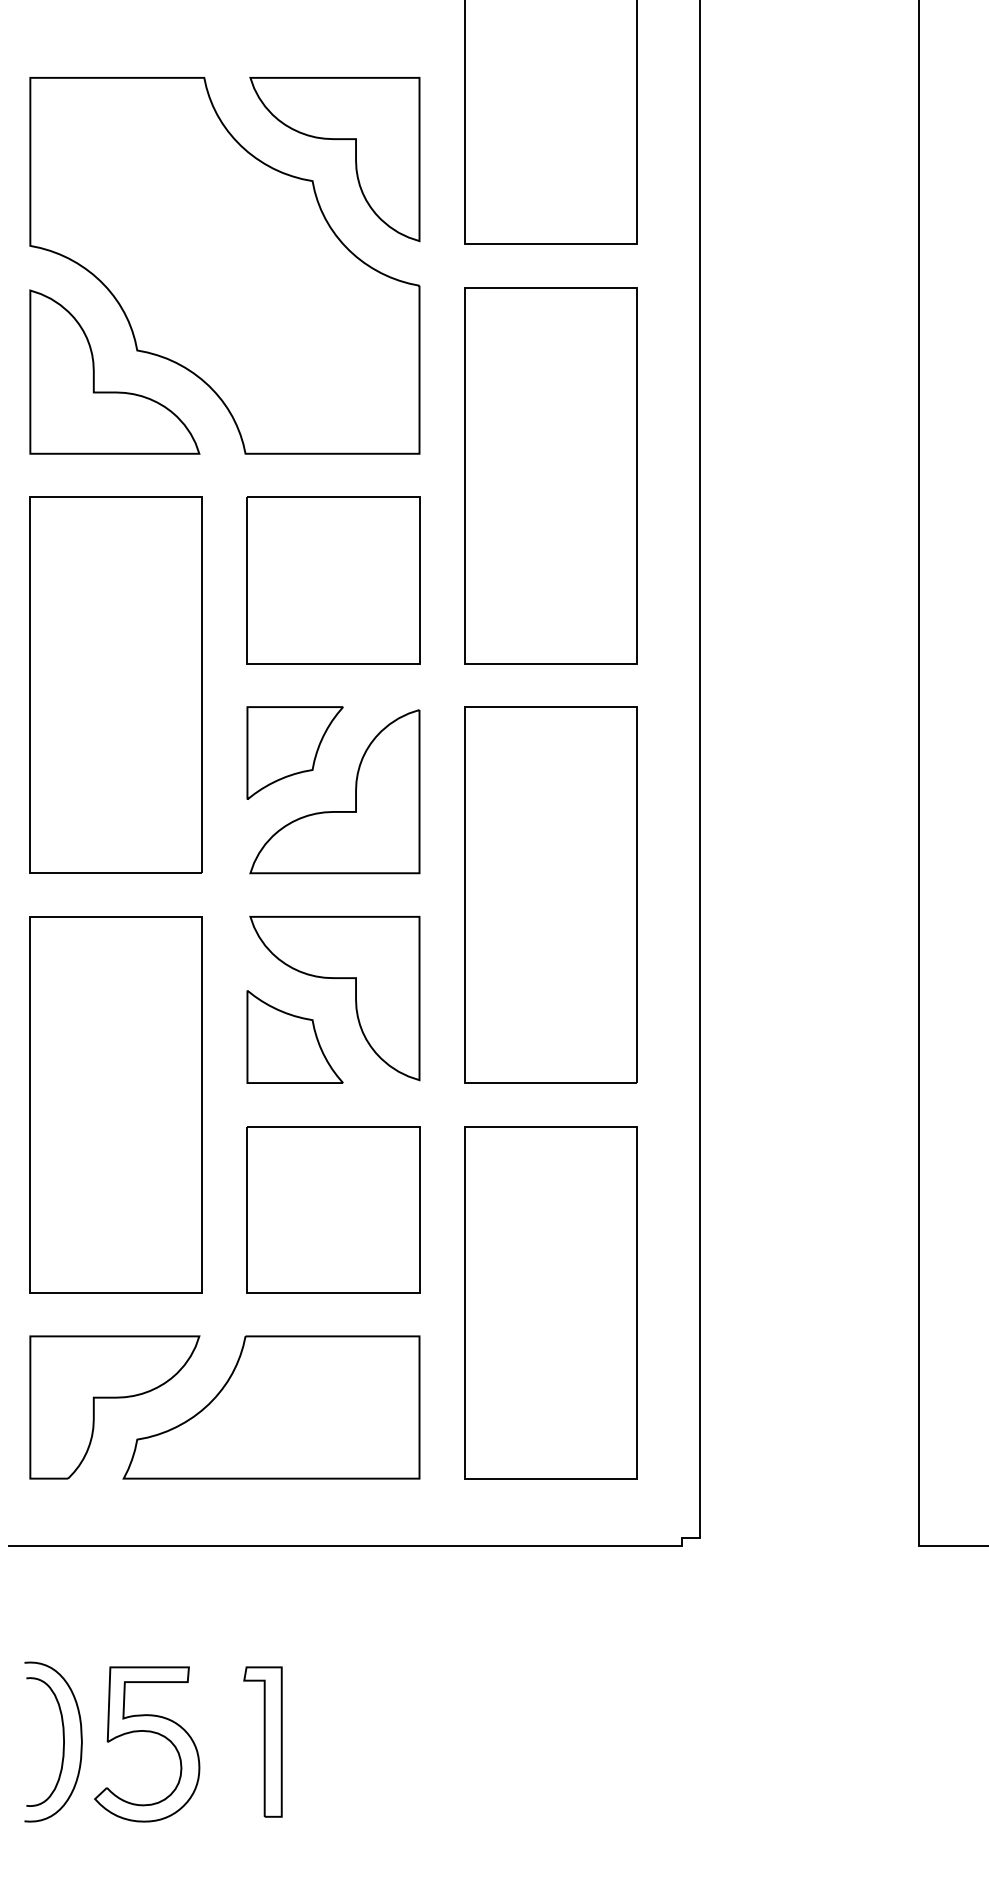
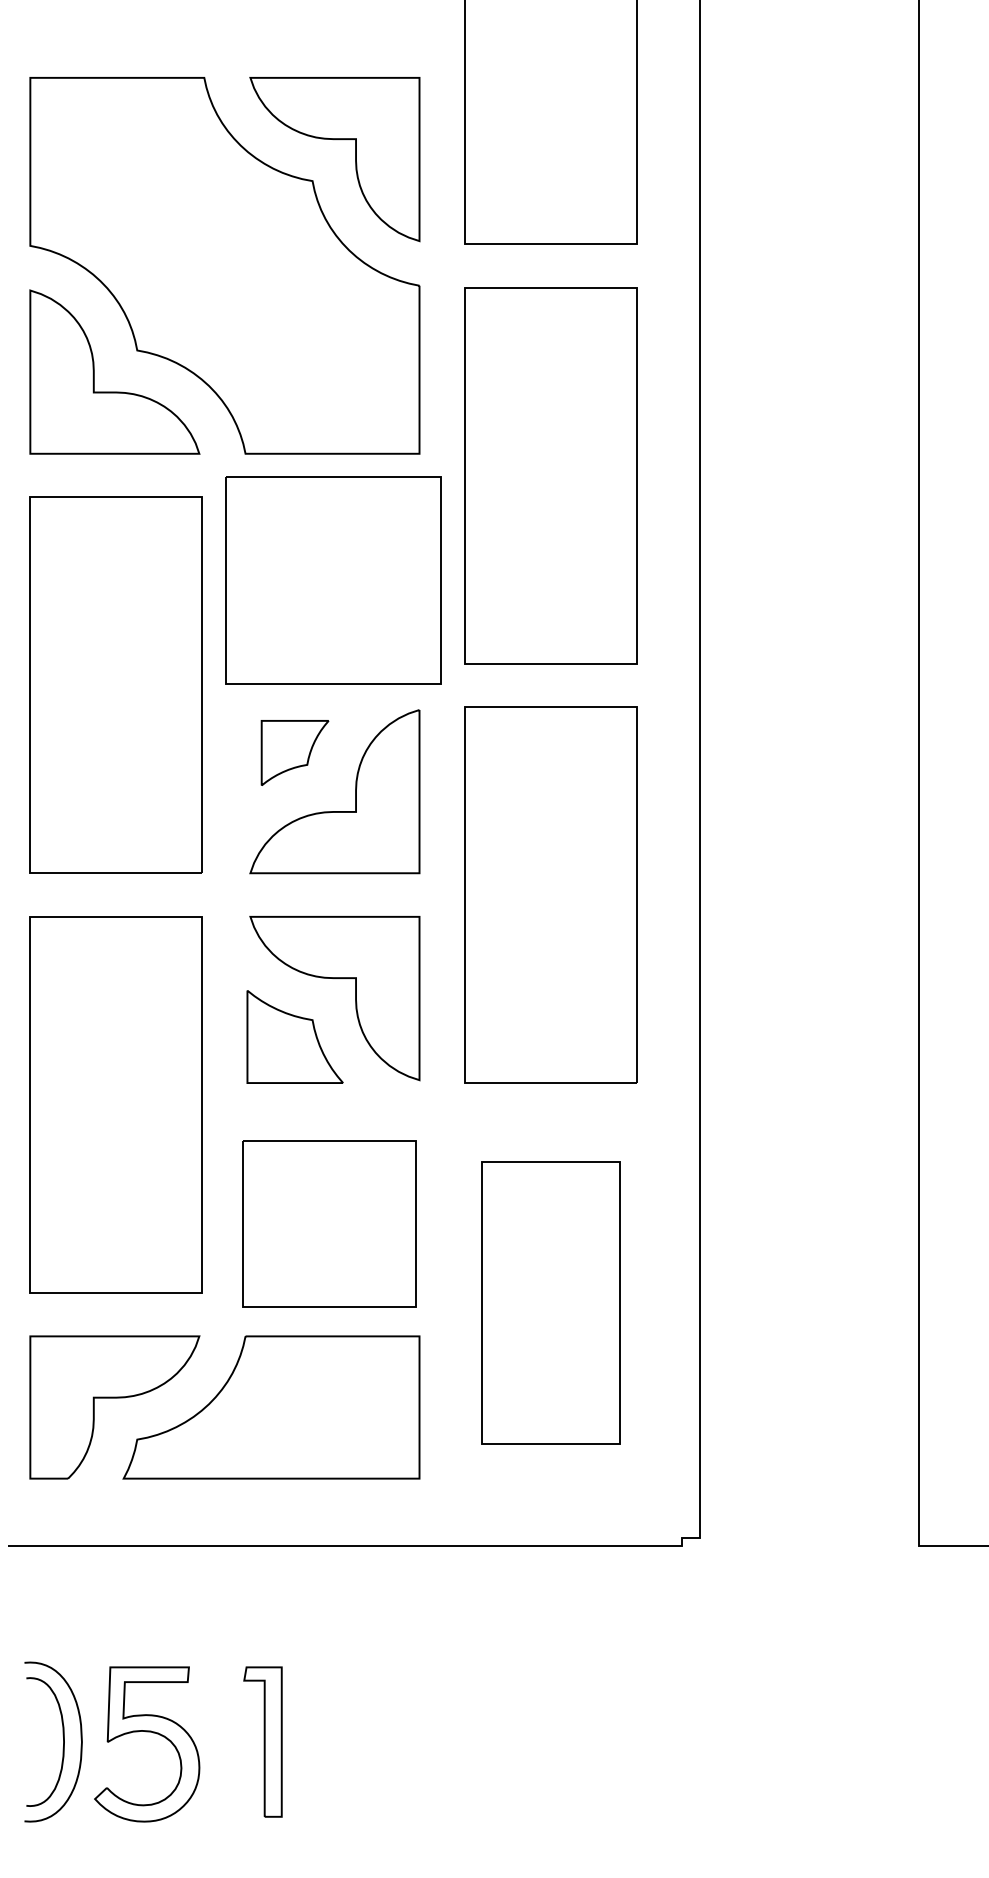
part size: 175x169 px -> 217x209 px (333, 580)
part size: 98x94 px -> 70x66 px (294, 752)
part position: (333, 1209) -> (329, 1223) (329, 1223)
part size: 174x354 px -> 140x284 px (550, 1302)
